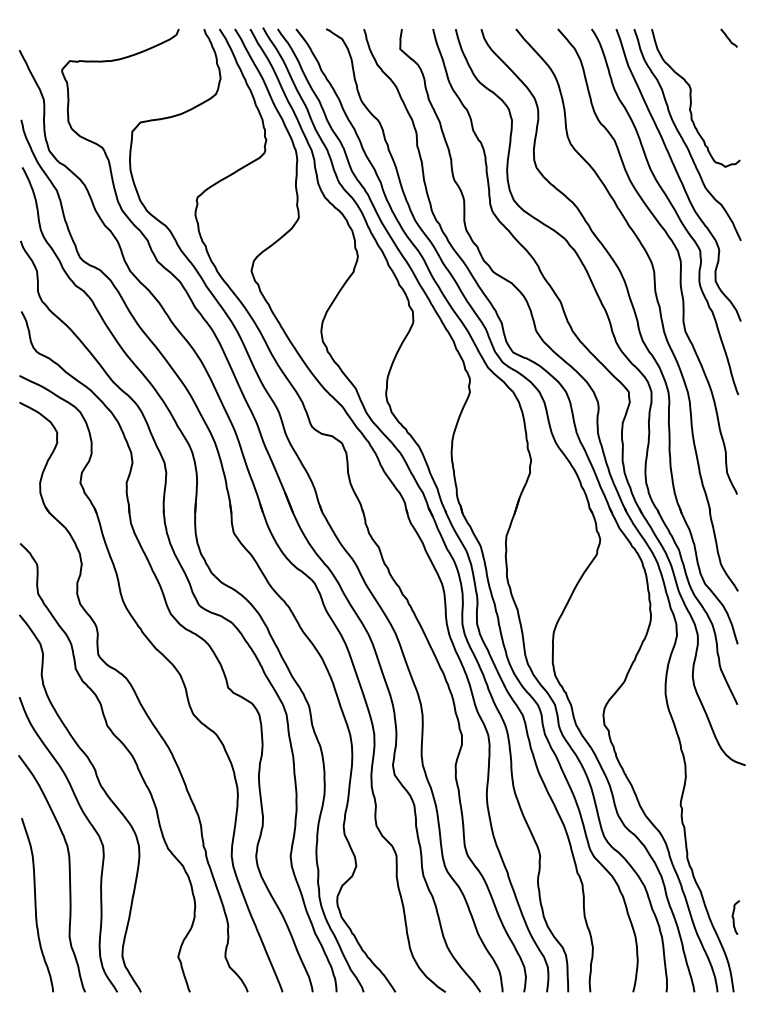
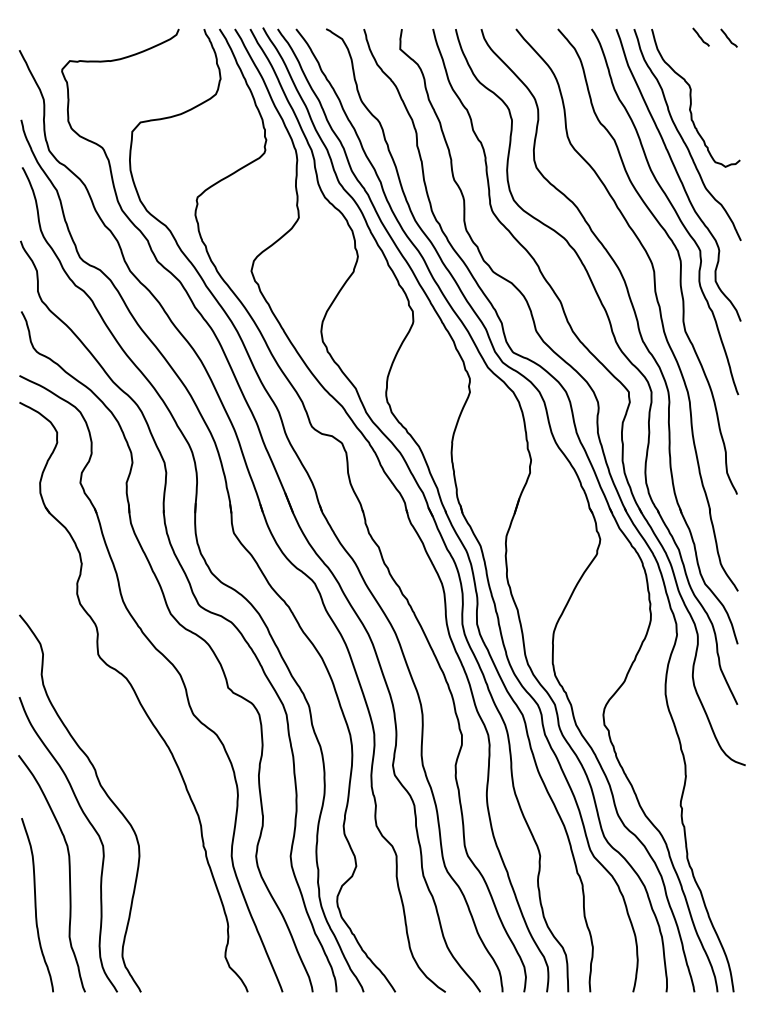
curve: none -> present (700, 36)
curve: present -> none (127, 751)
curve: present -> none (734, 918)
